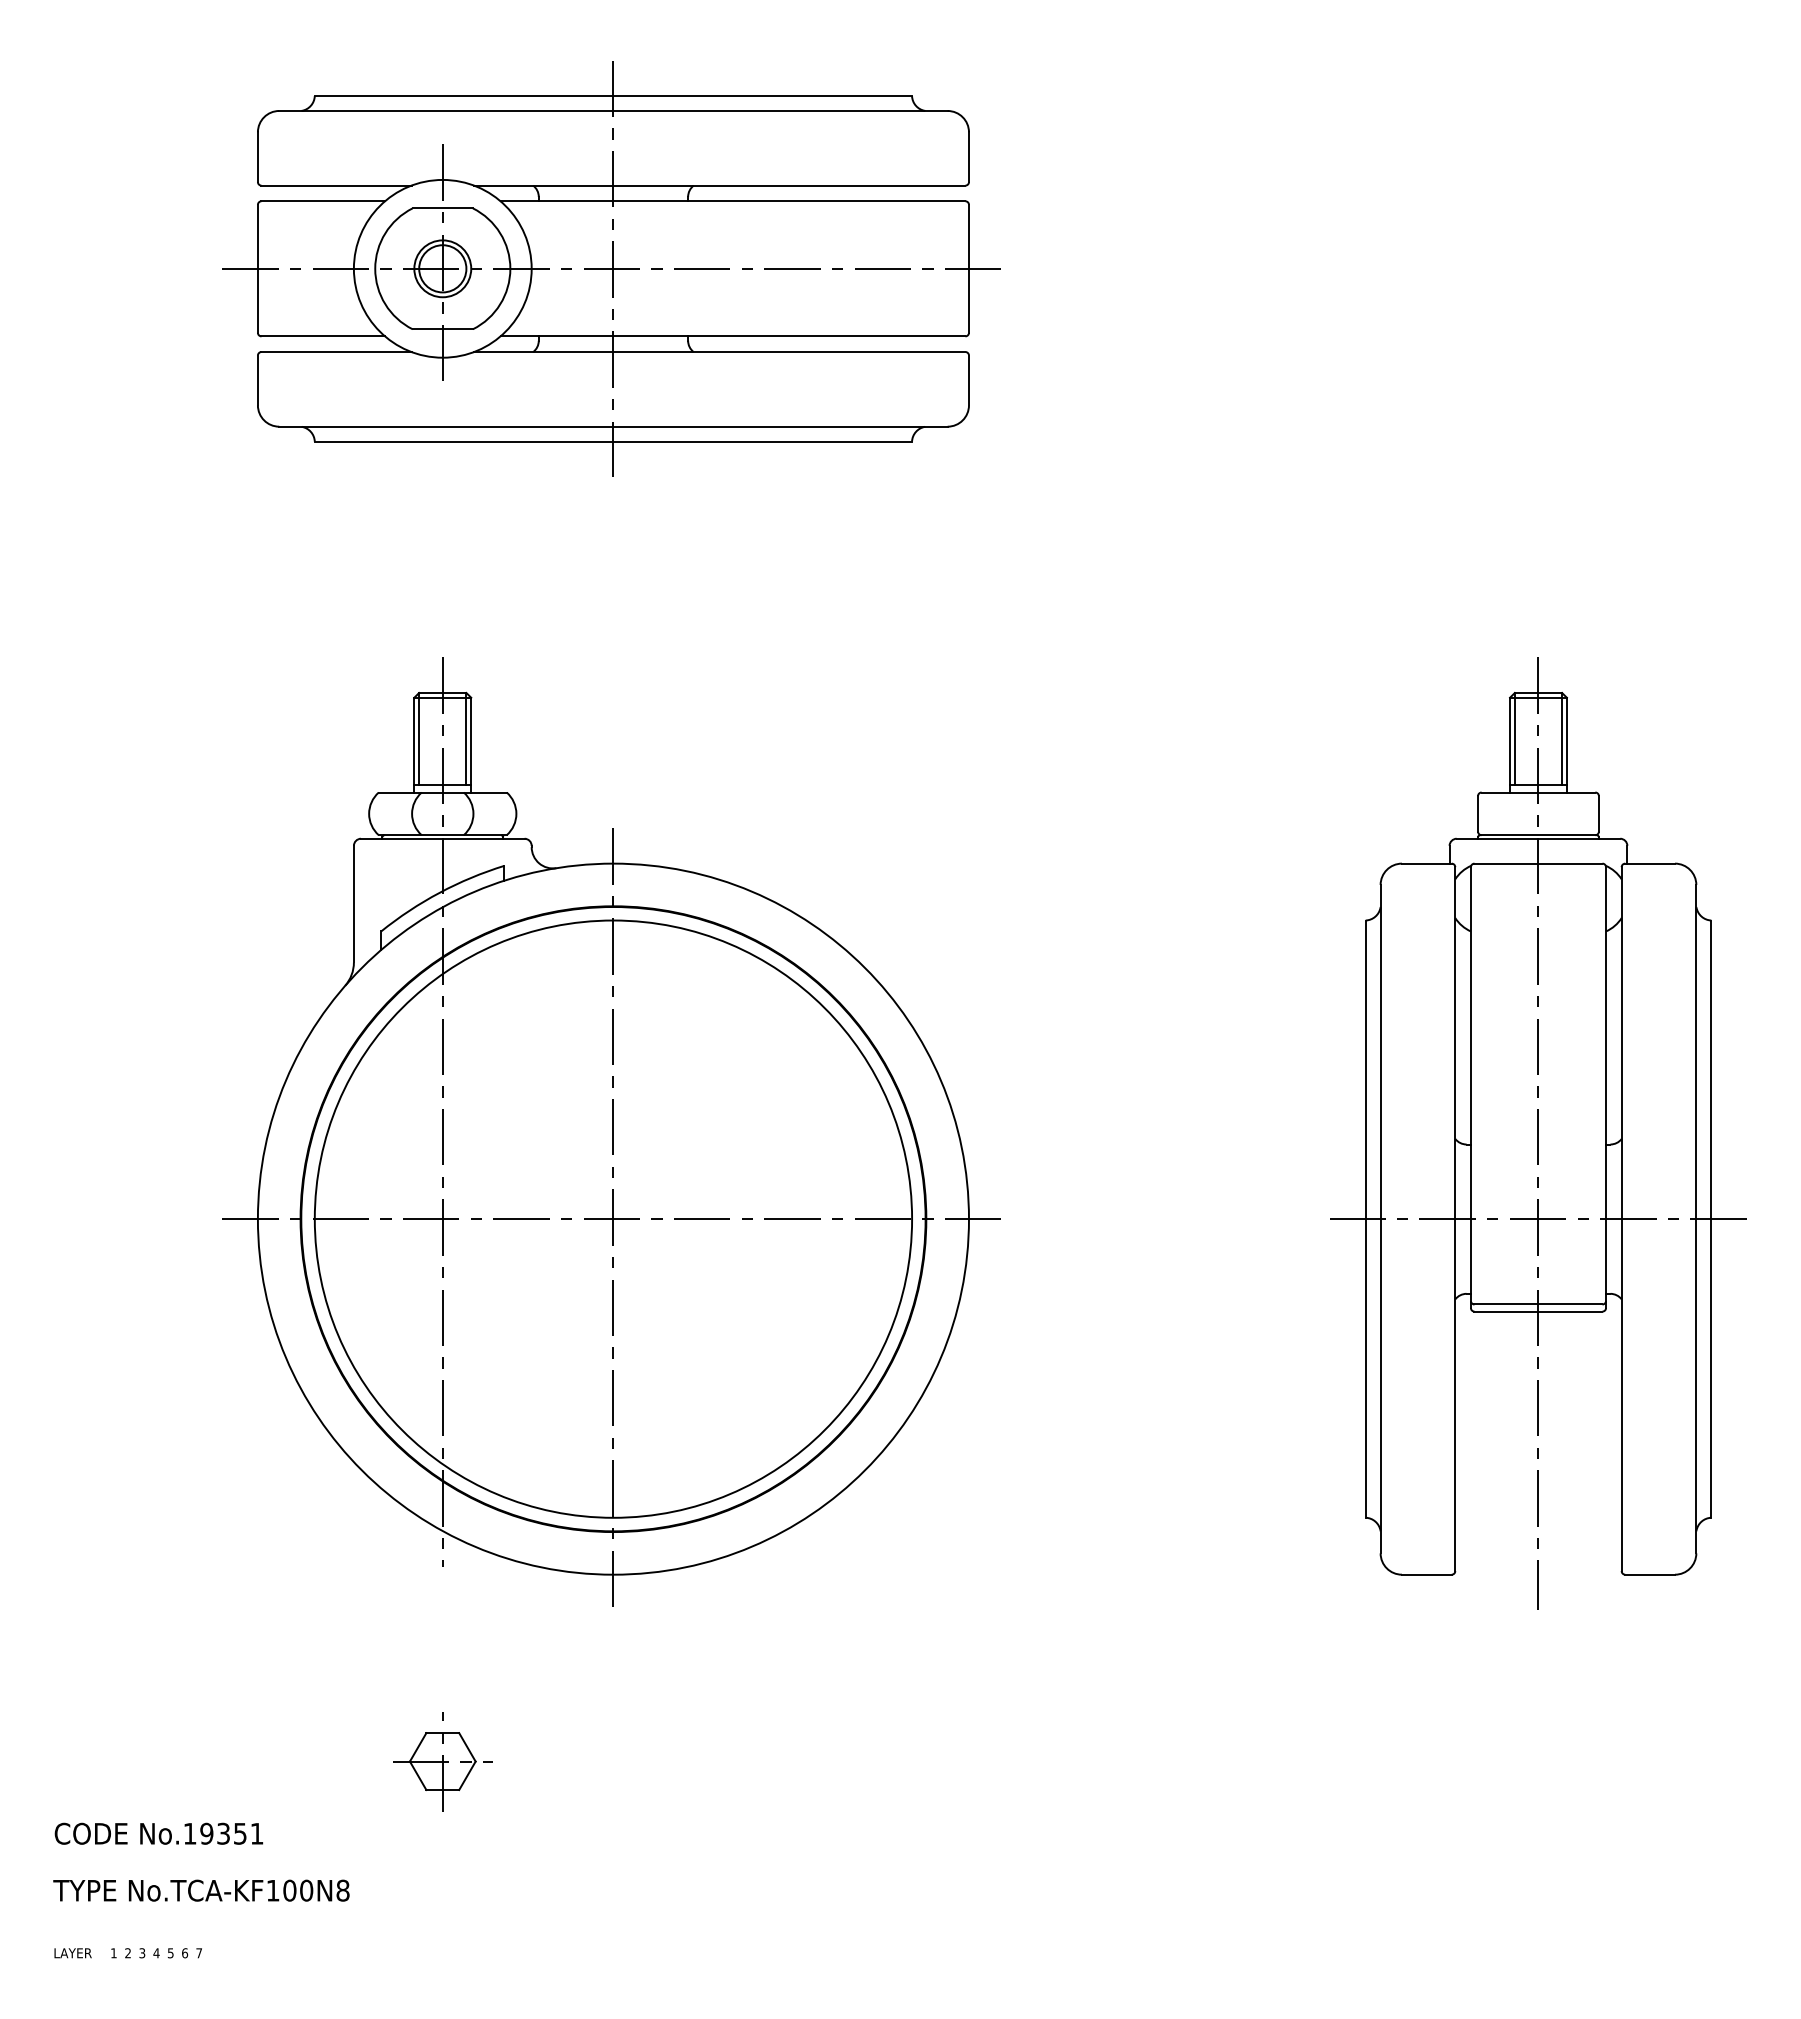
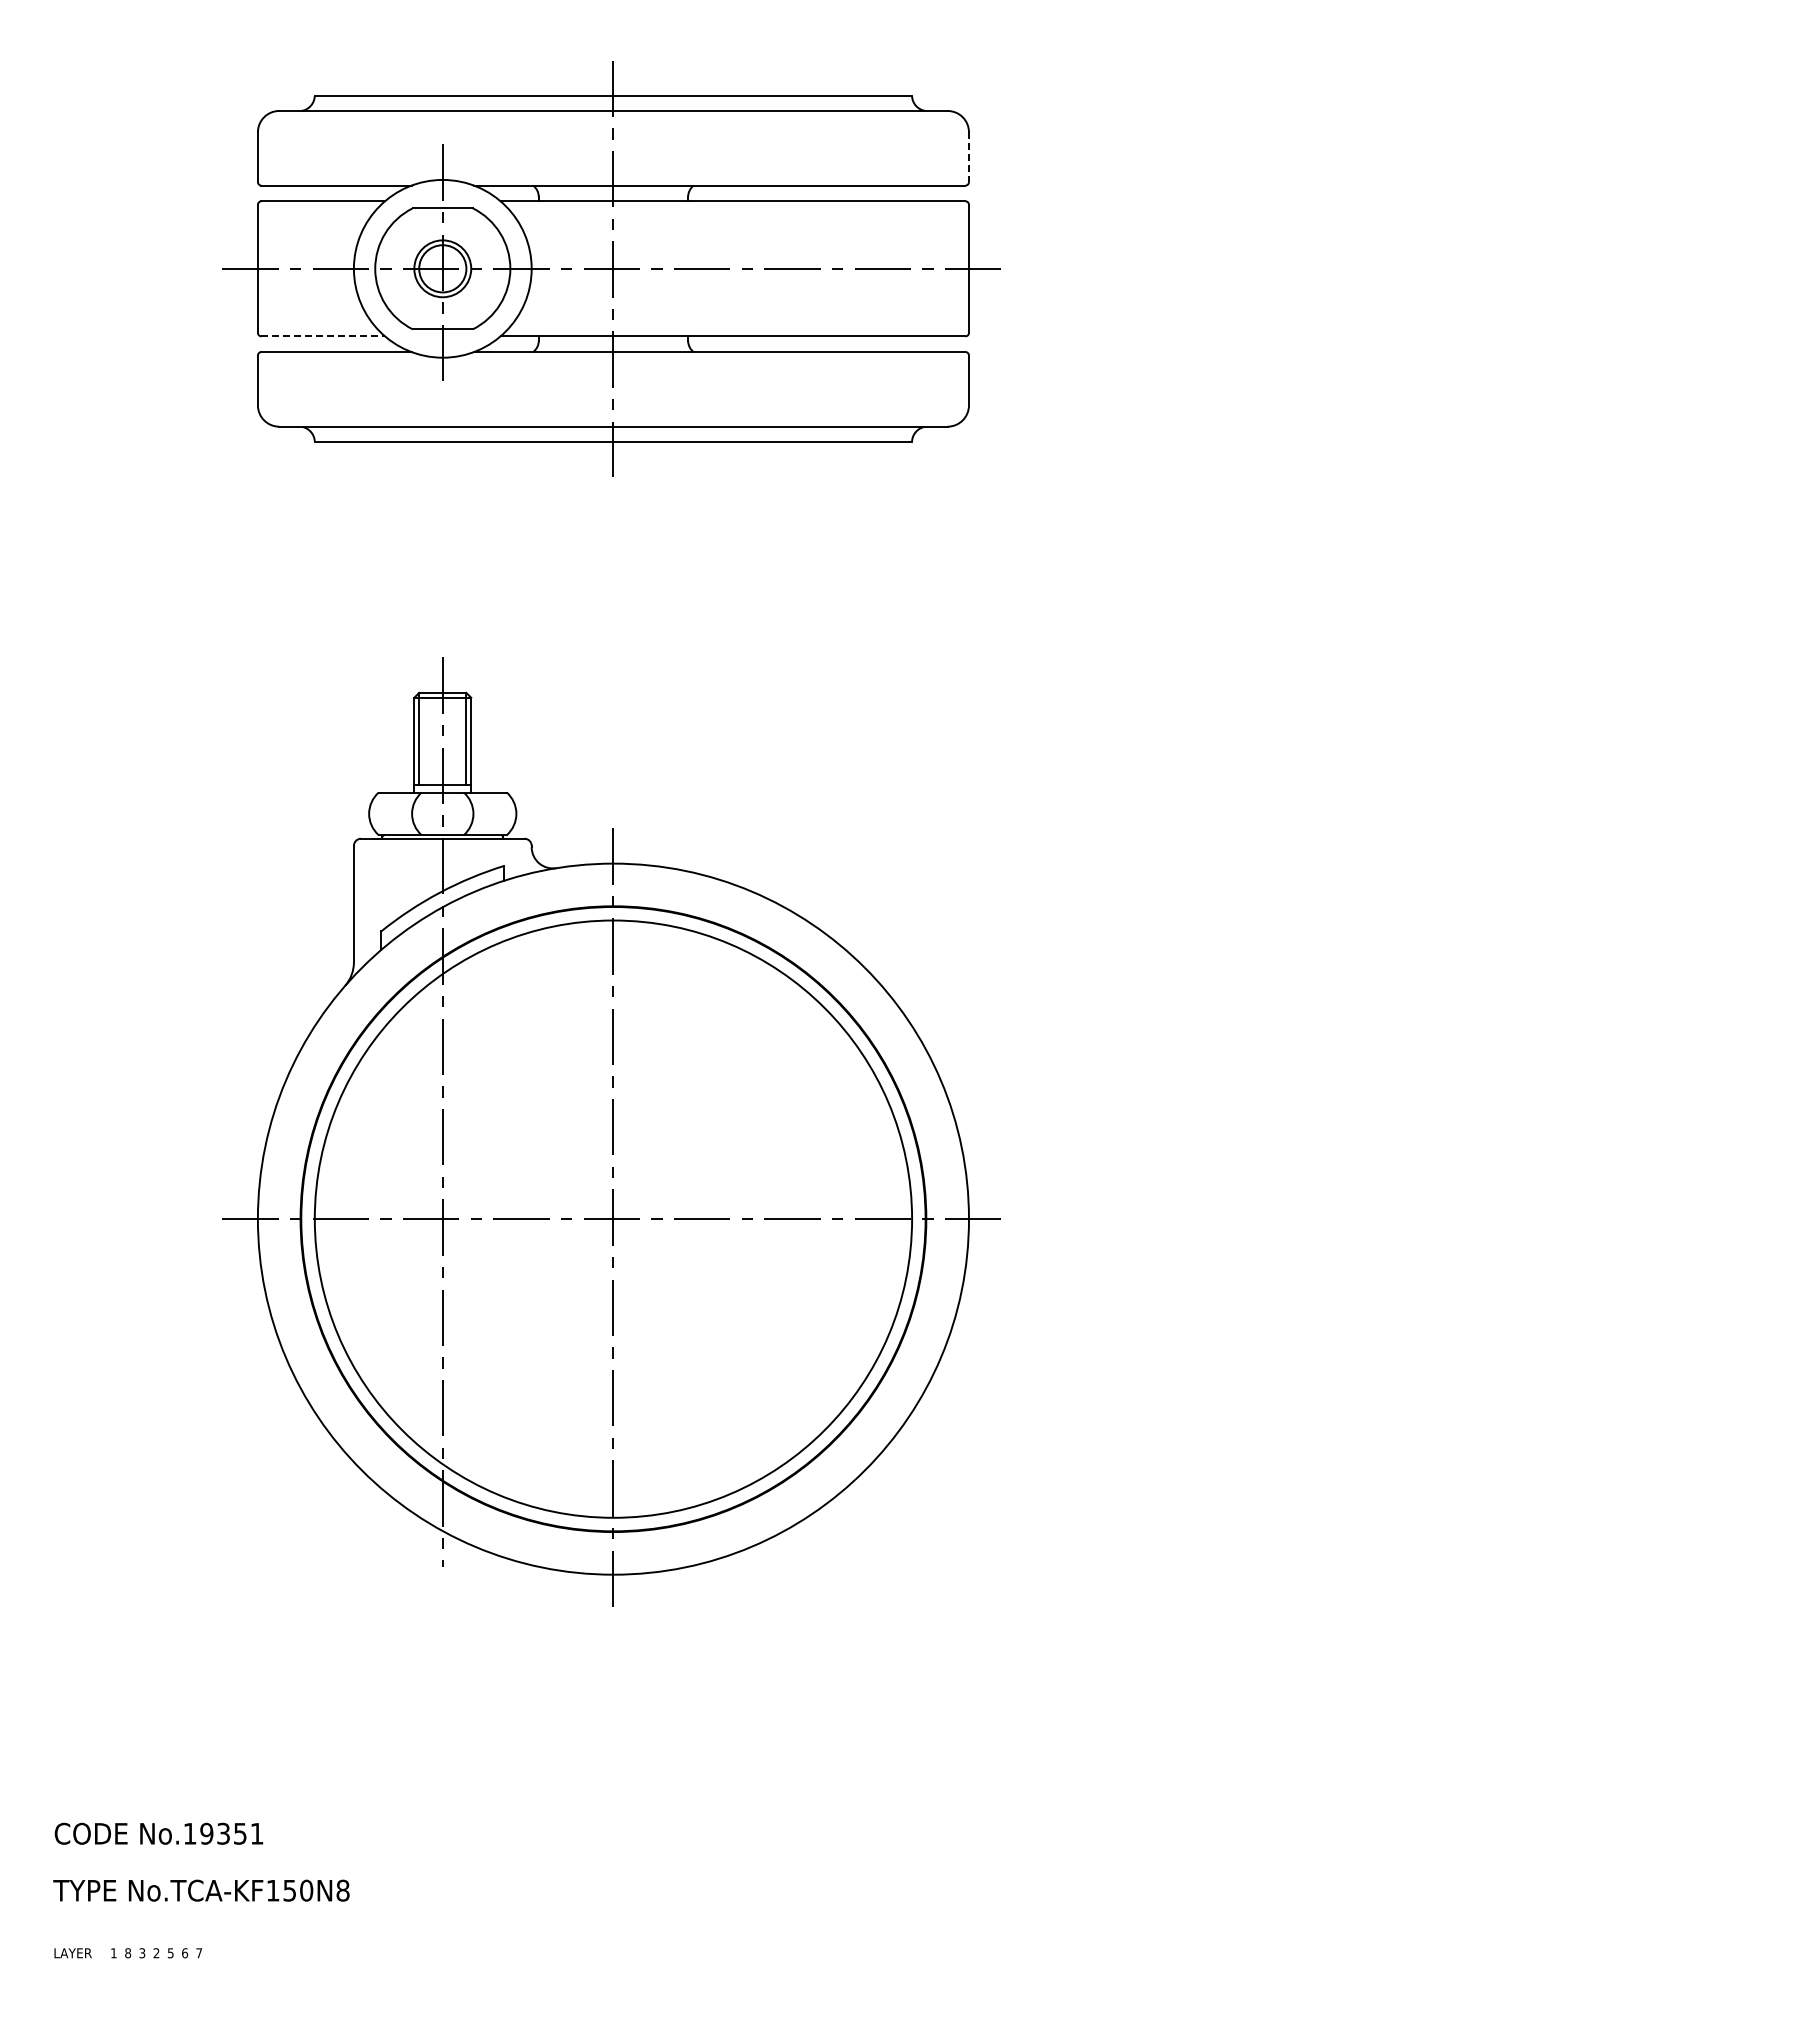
line: solid -> dashed (968, 157)
line: solid -> dashed (323, 336)
part: present -> none (1538, 1133)
part: present -> none (442, 1761)
text: No.TCA-KF100N8 -> No.TCA-KF150N8 (289, 1890)
text: 2 -> 8 (128, 1953)
text: 4 -> 2 (156, 1953)
